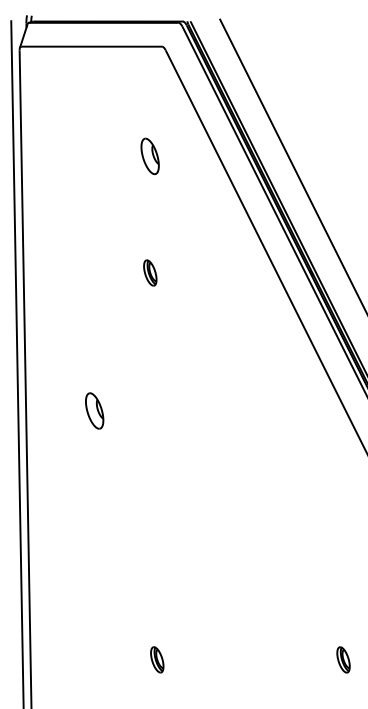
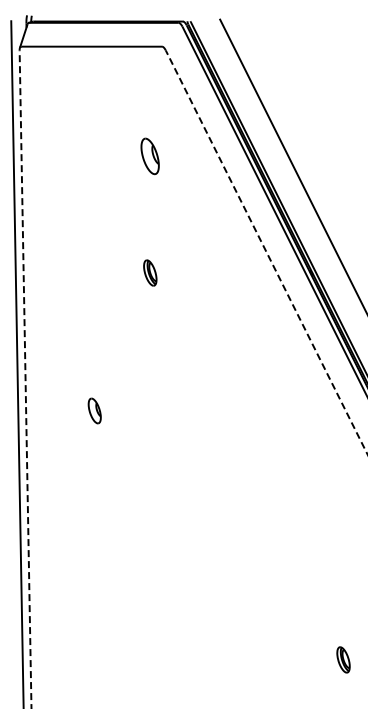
line: solid -> dashed (266, 252)
line: solid -> dashed (25, 379)
part size: 20x38 px -> 15x28 px (94, 410)
part: present -> none (157, 659)
